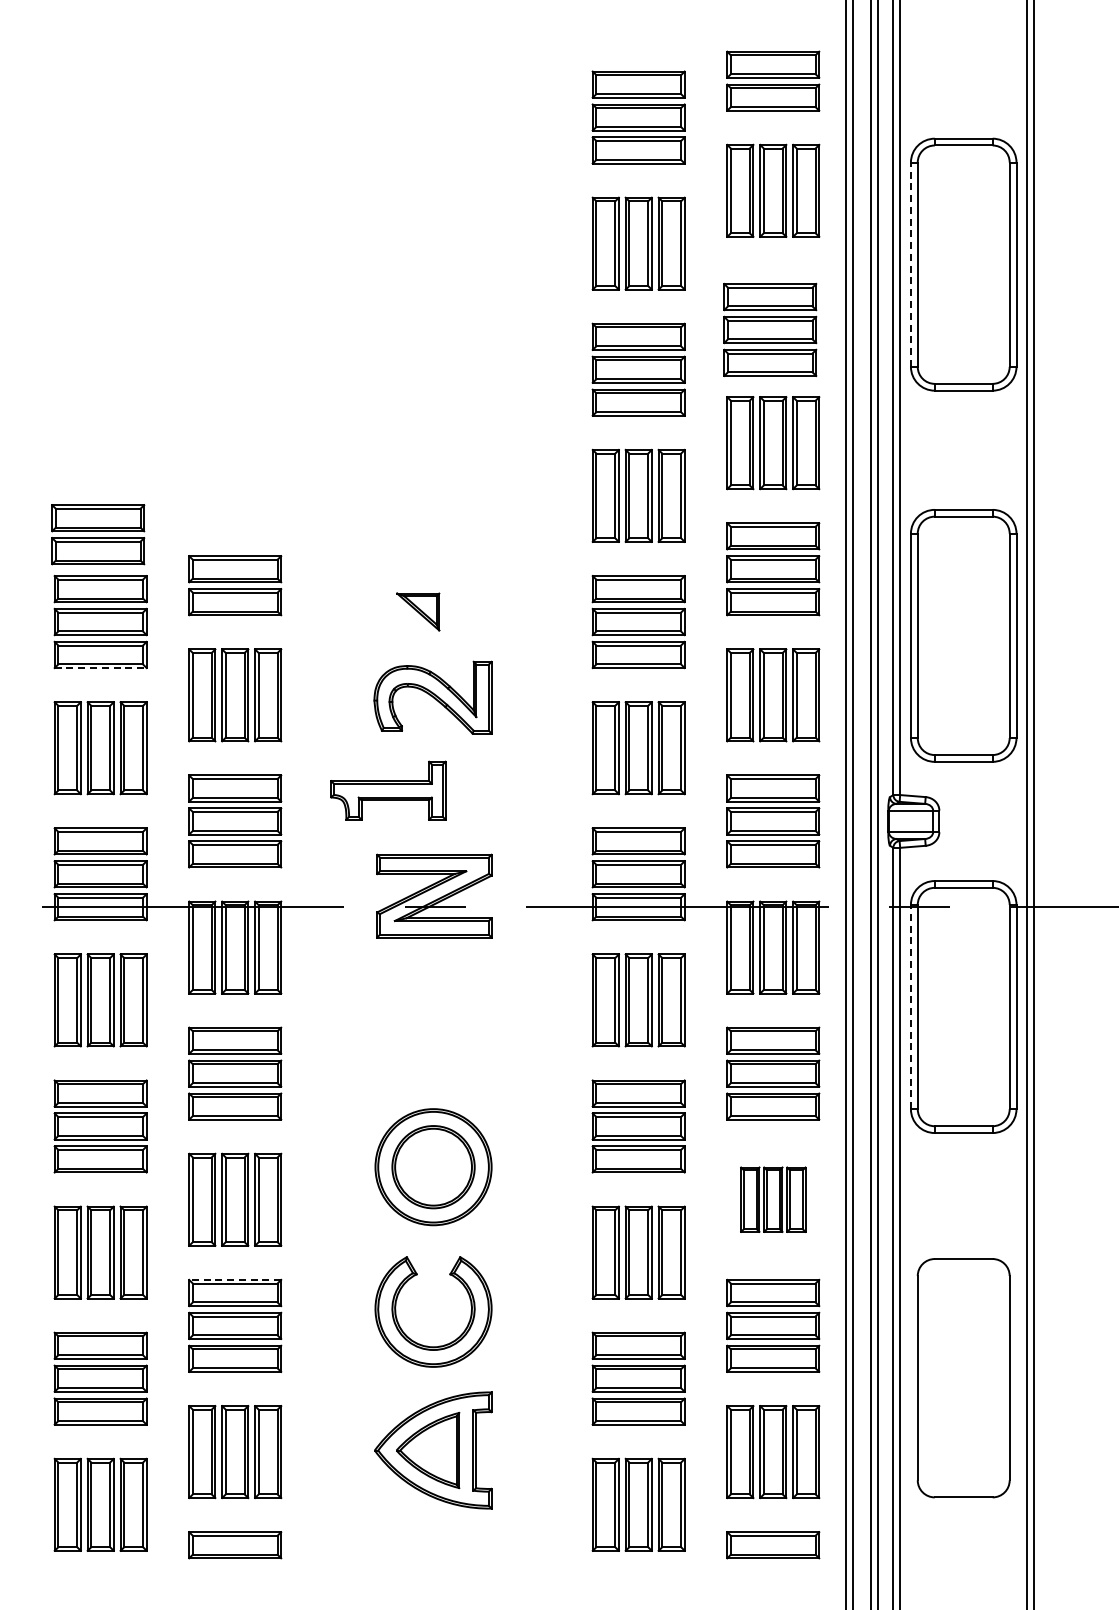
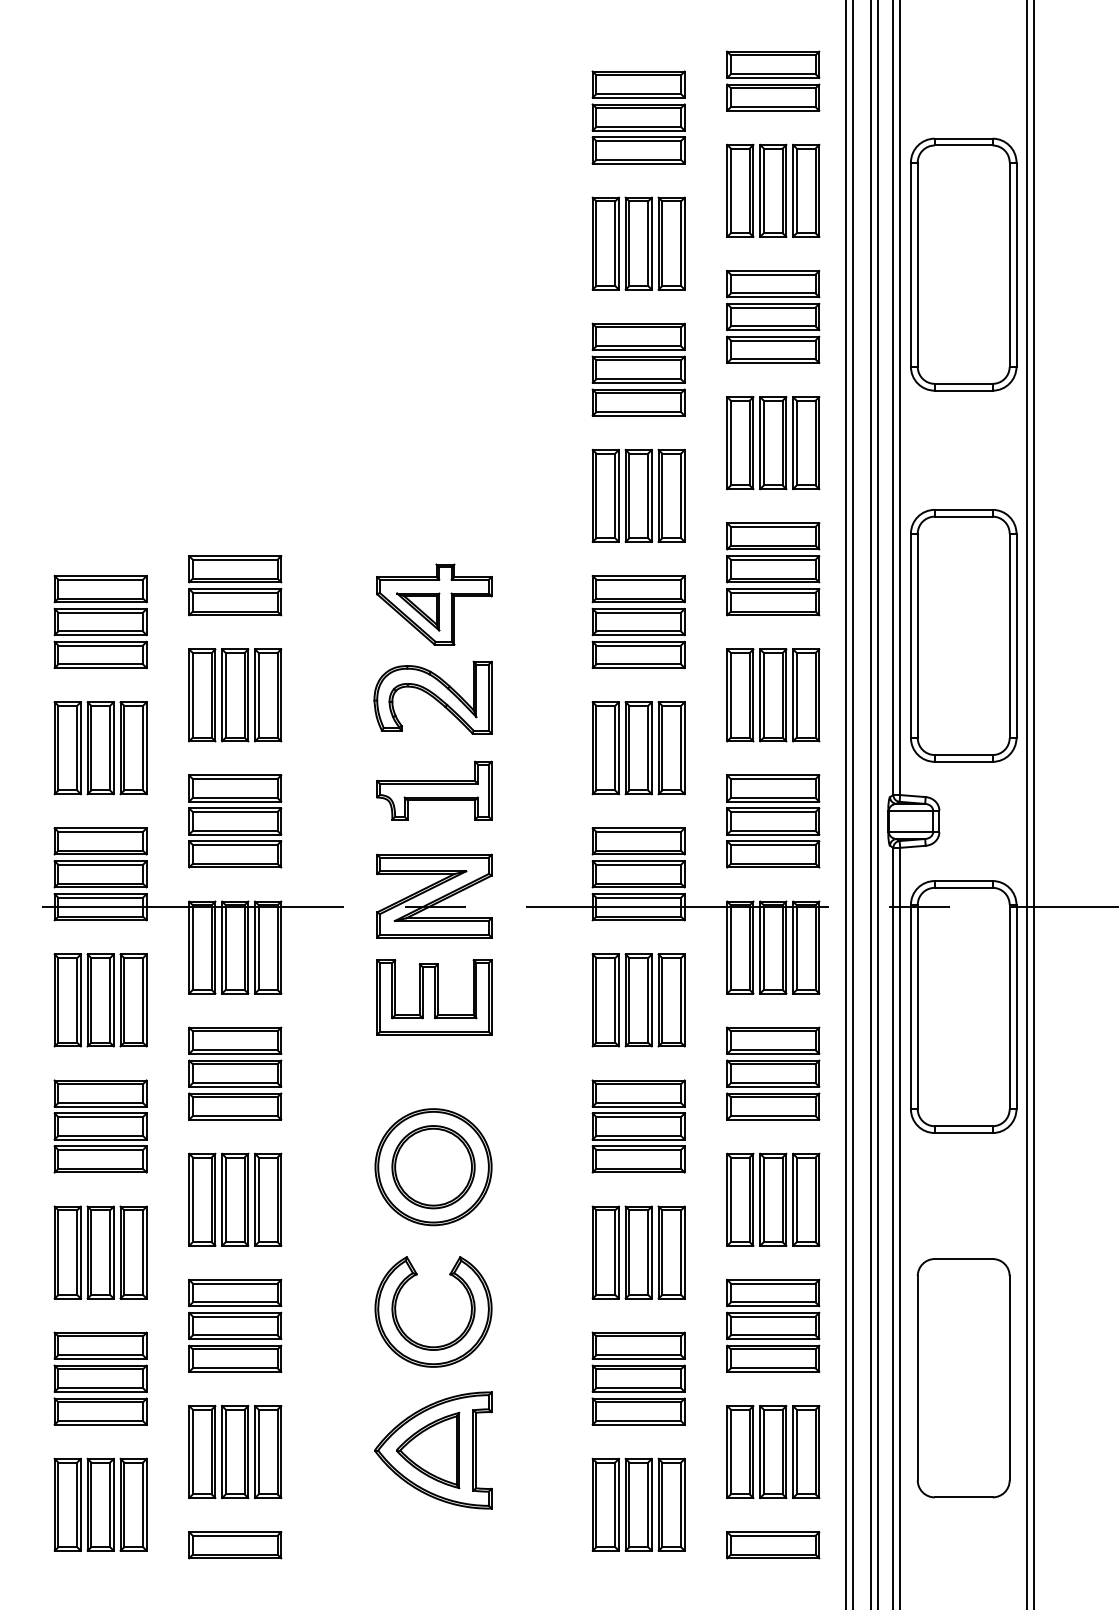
line: dashed -> solid (910, 264)
part position: (770, 329) -> (773, 316) (773, 316)
part: present -> none (98, 534)
part: none -> present (434, 604)
line: dashed -> solid (100, 668)
part position: (388, 790) -> (434, 790) (434, 790)
part: none -> present (434, 997)
line: dashed -> solid (910, 1006)
part size: 67x67 px -> 95x95 px (773, 1199)
line: dashed -> solid (235, 1279)
